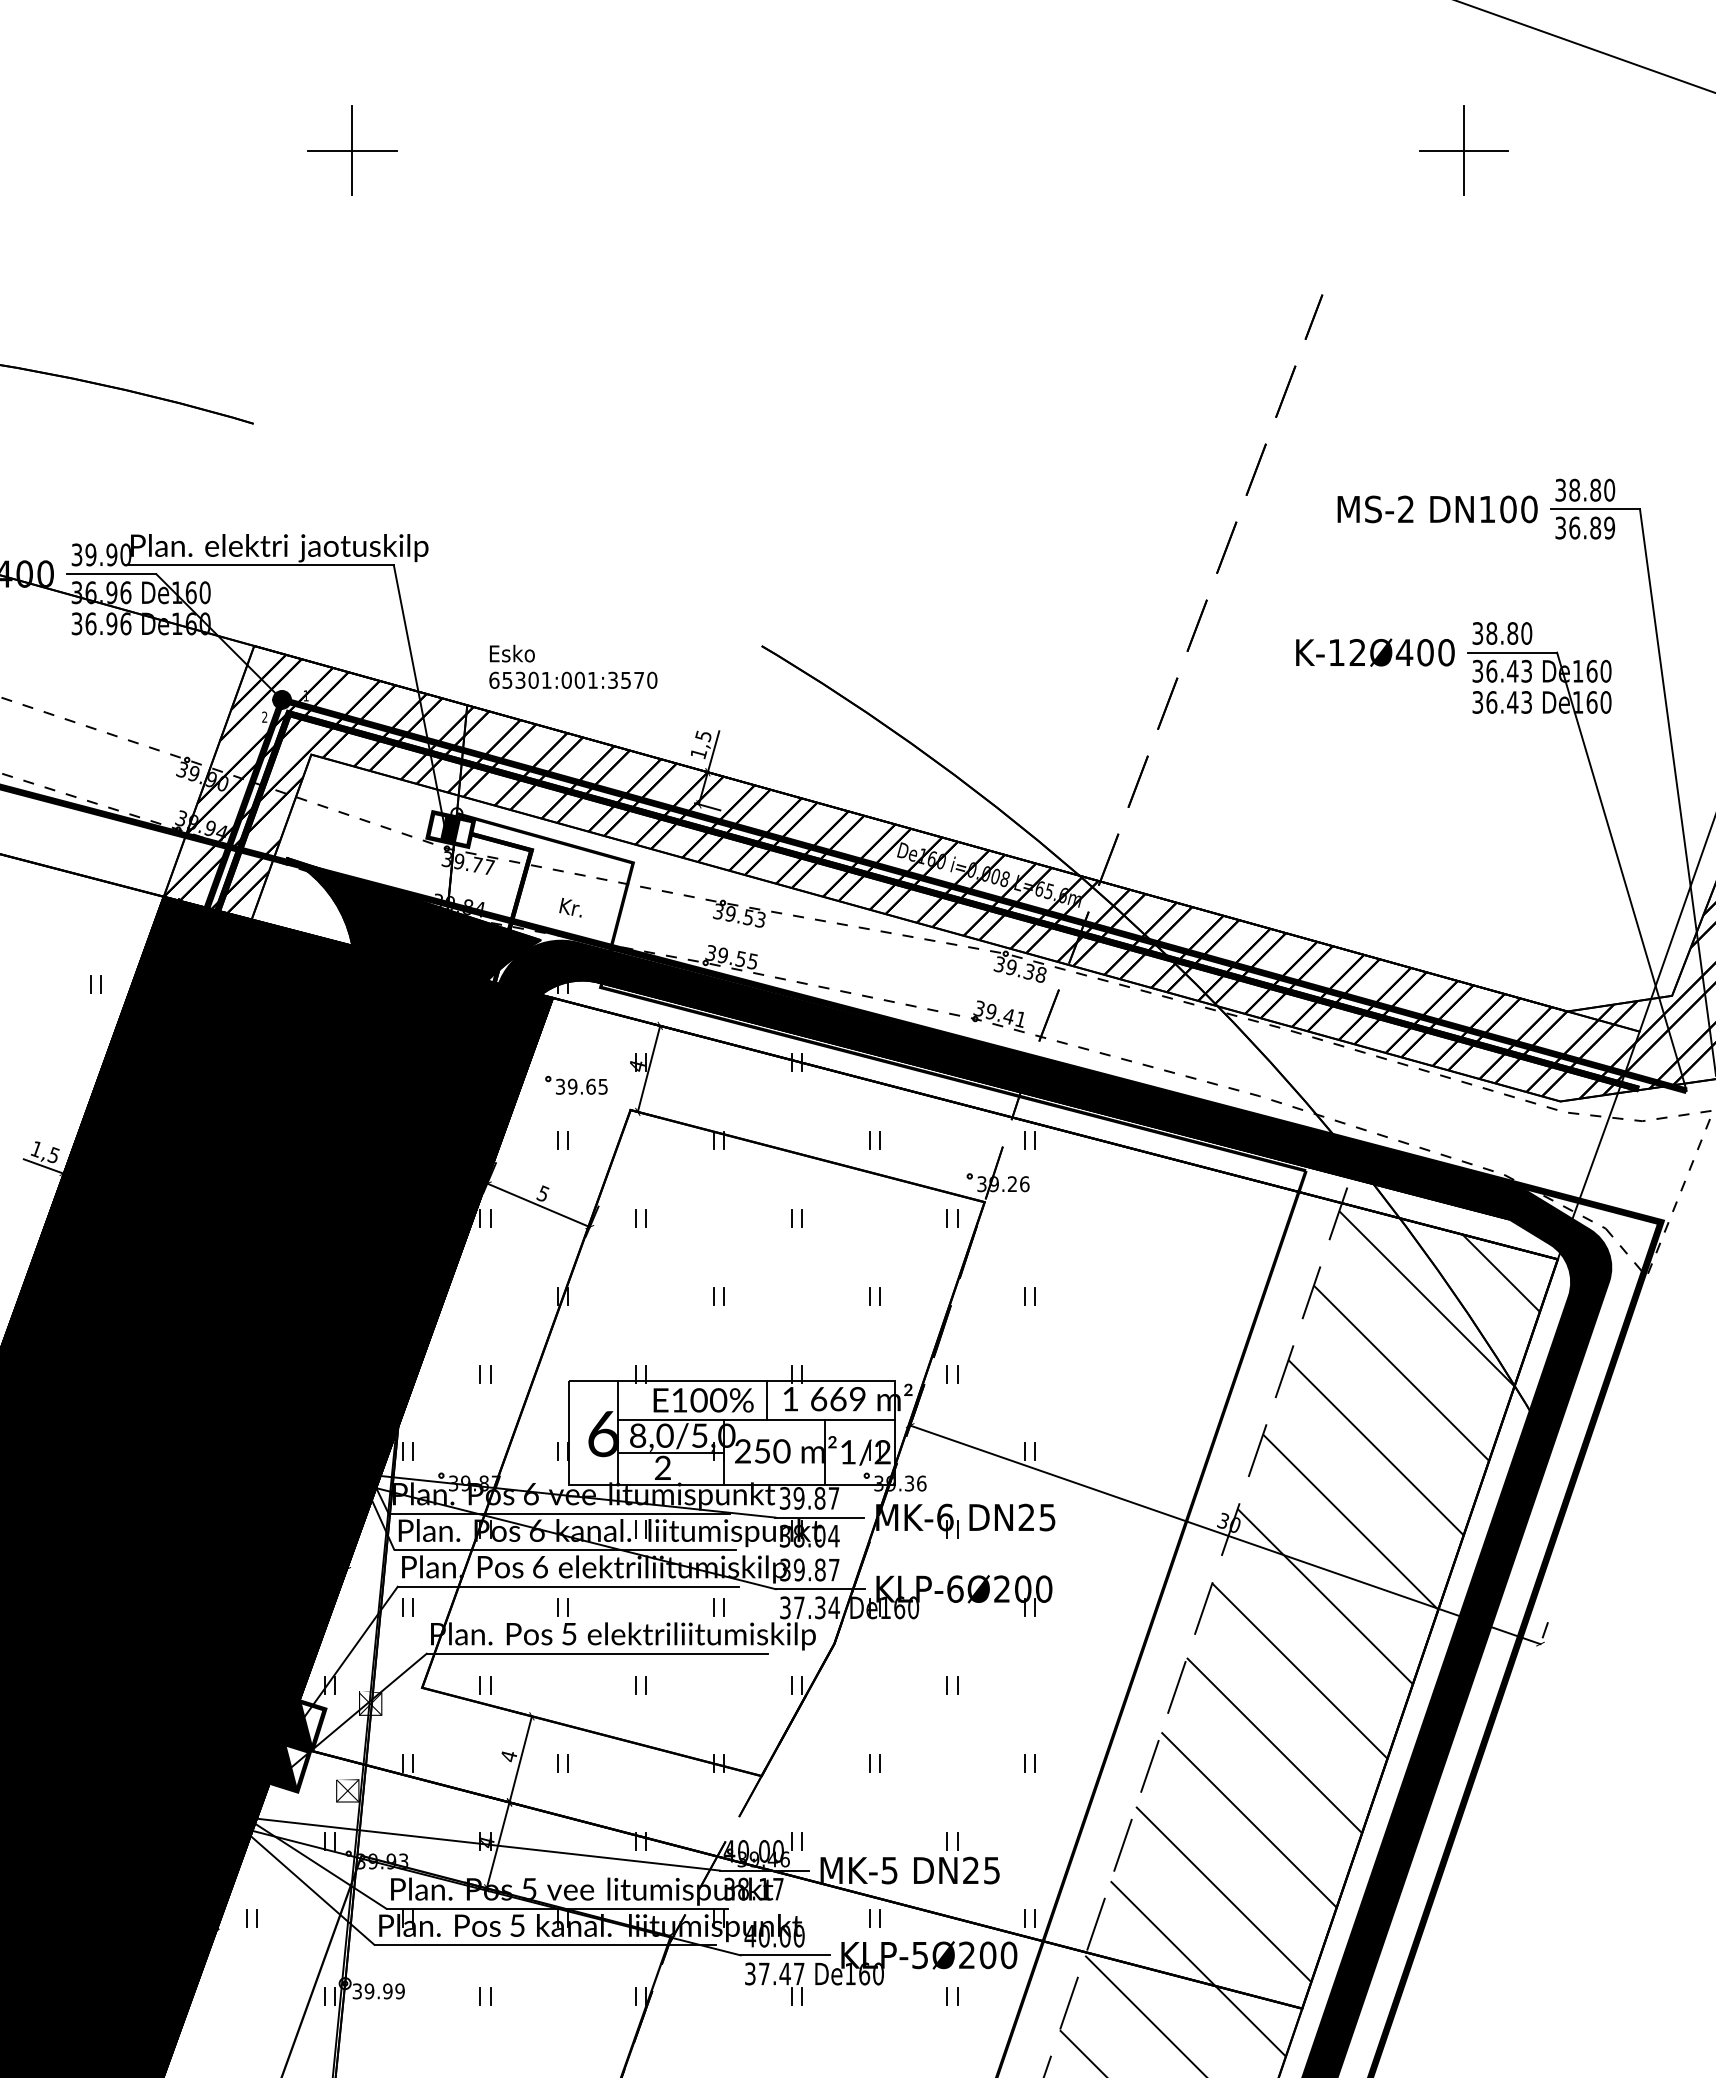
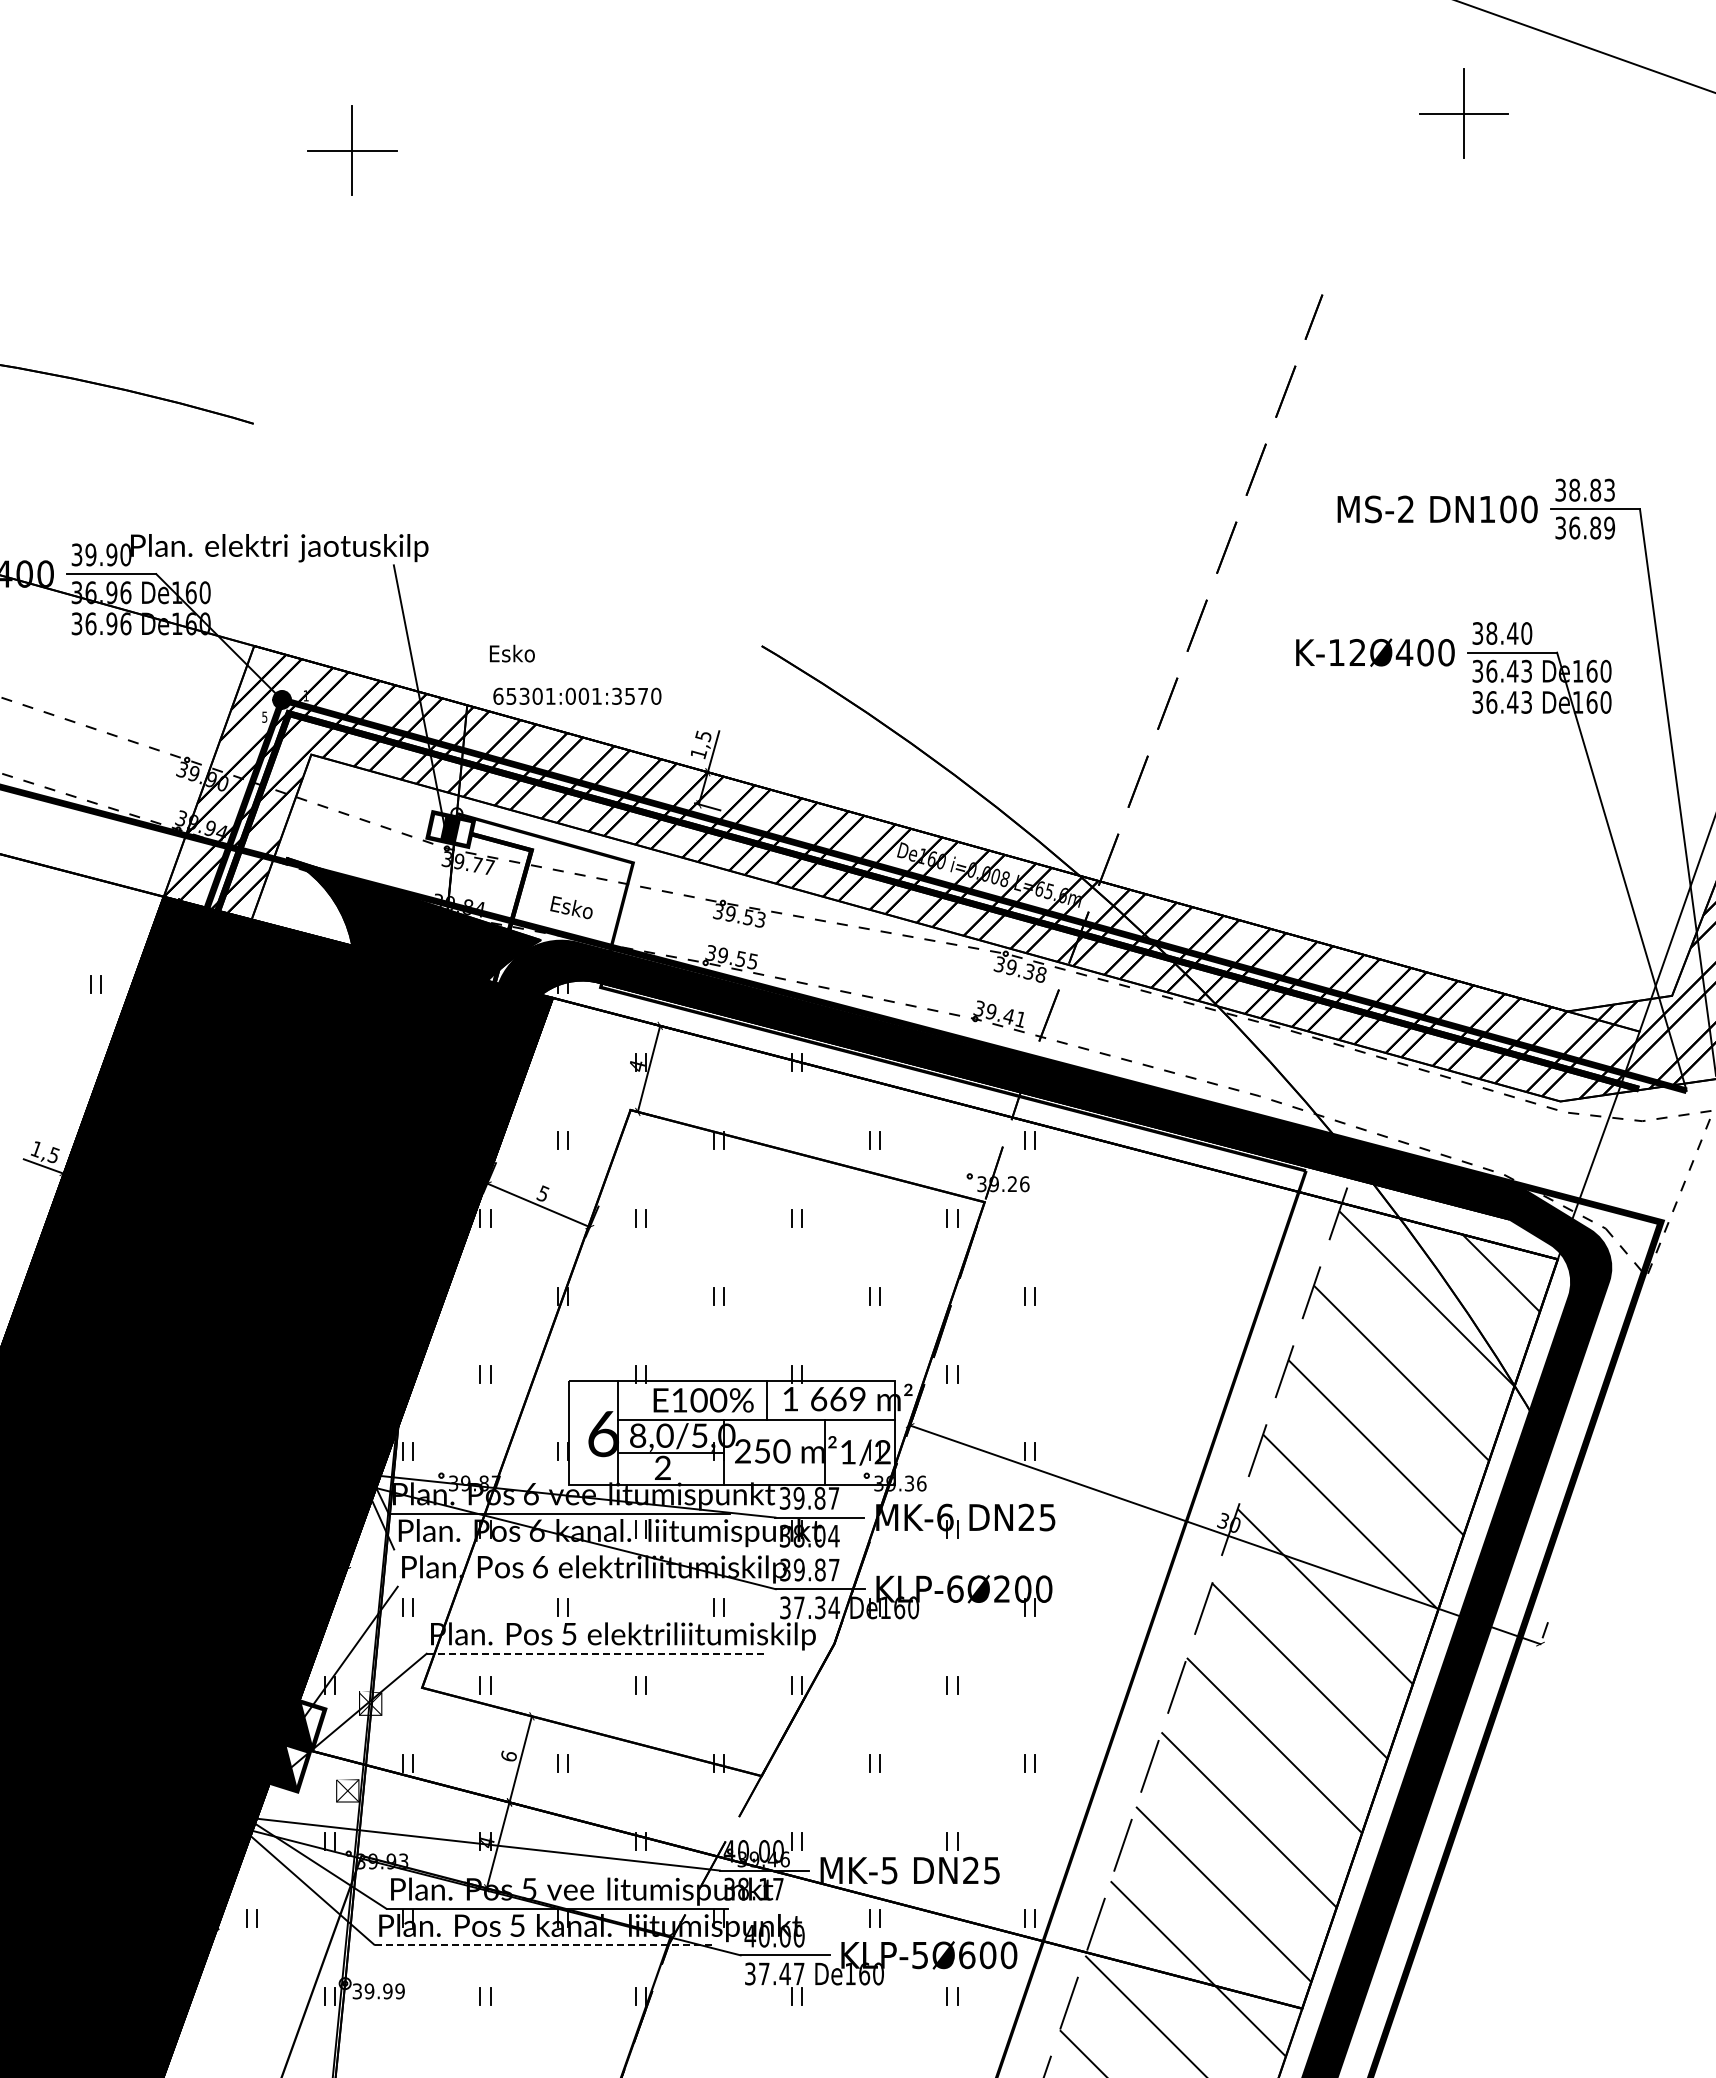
part position: (1463, 150) -> (1463, 113) (1463, 113)
text: 38.80 -> 38.83 (1609, 489)
line: present -> none (259, 565)
text: 38.80 -> 38.40 (1512, 633)
text position: (573, 679) -> (577, 695) (577, 695)
text: 2 -> 5 (264, 716)
text: Kr. -> Esko (571, 907)
part: present -> none (576, 1084)
line: present -> none (564, 1550)
line: present -> none (567, 1586)
line: solid -> dashed (597, 1653)
text: 4 -> 6 (508, 1756)
line: solid -> dashed (545, 1945)
text: KLP-5Ø200 -> KLP-5Ø600 (967, 1955)
